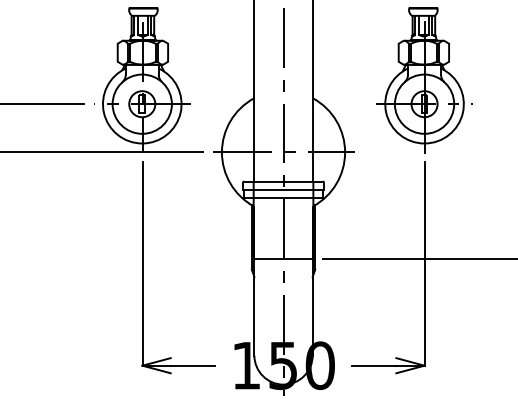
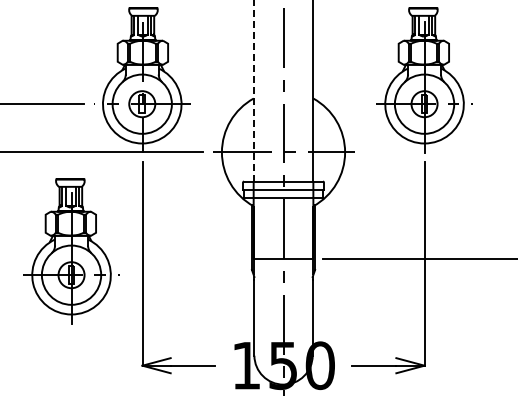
line: solid -> dashed (253, 90)
part: none -> present (71, 251)
